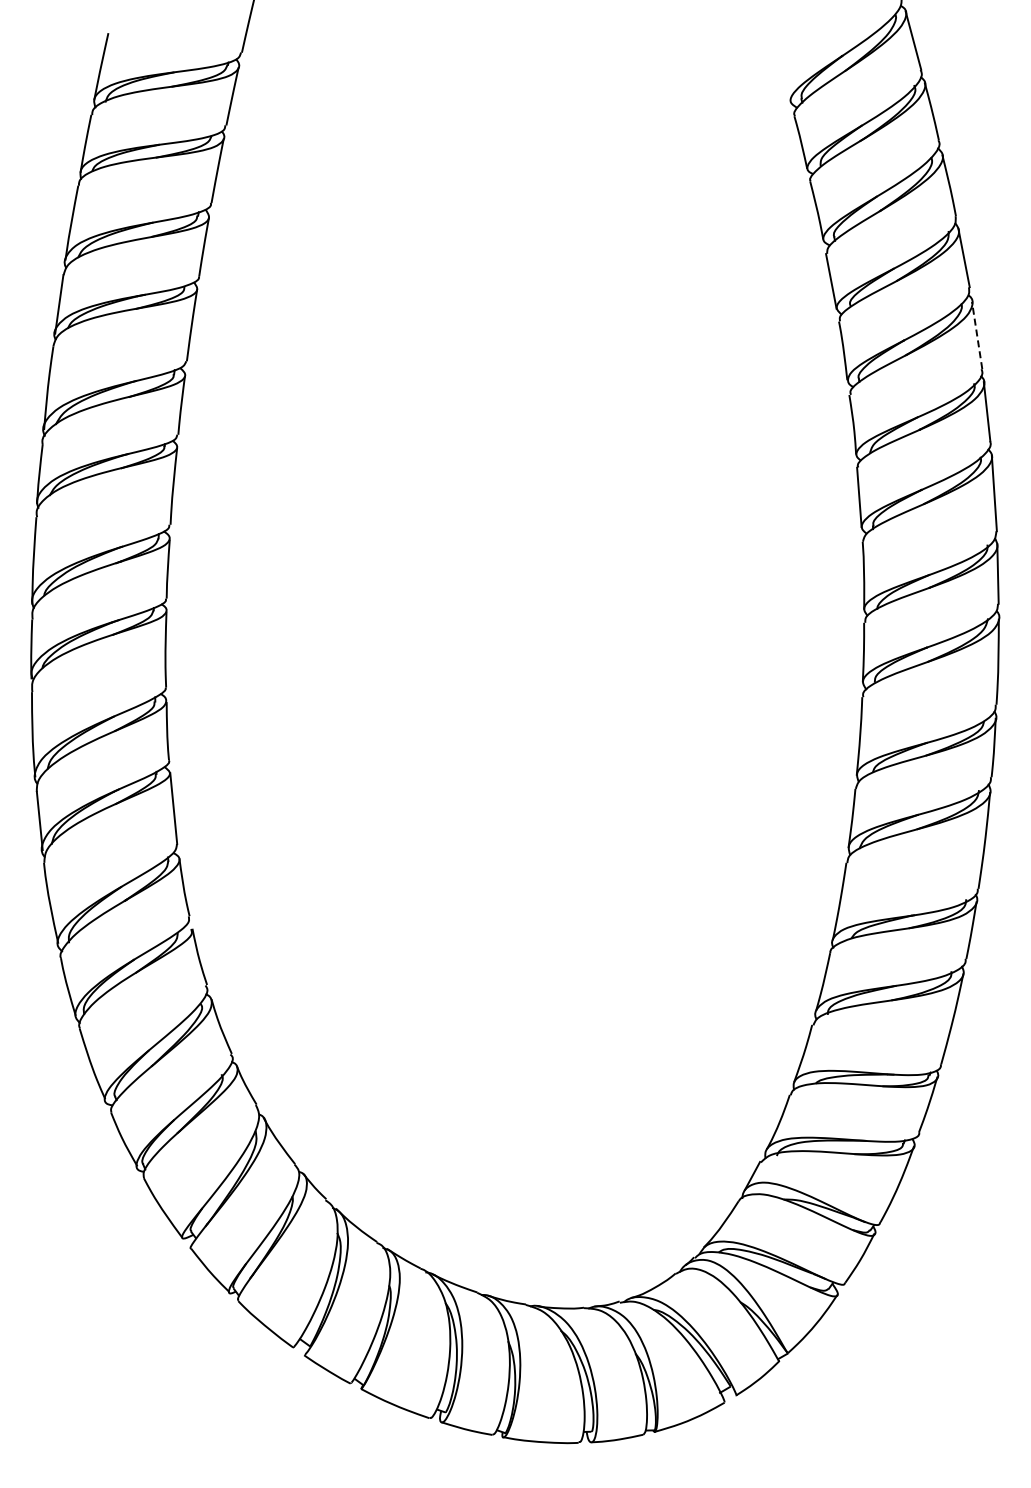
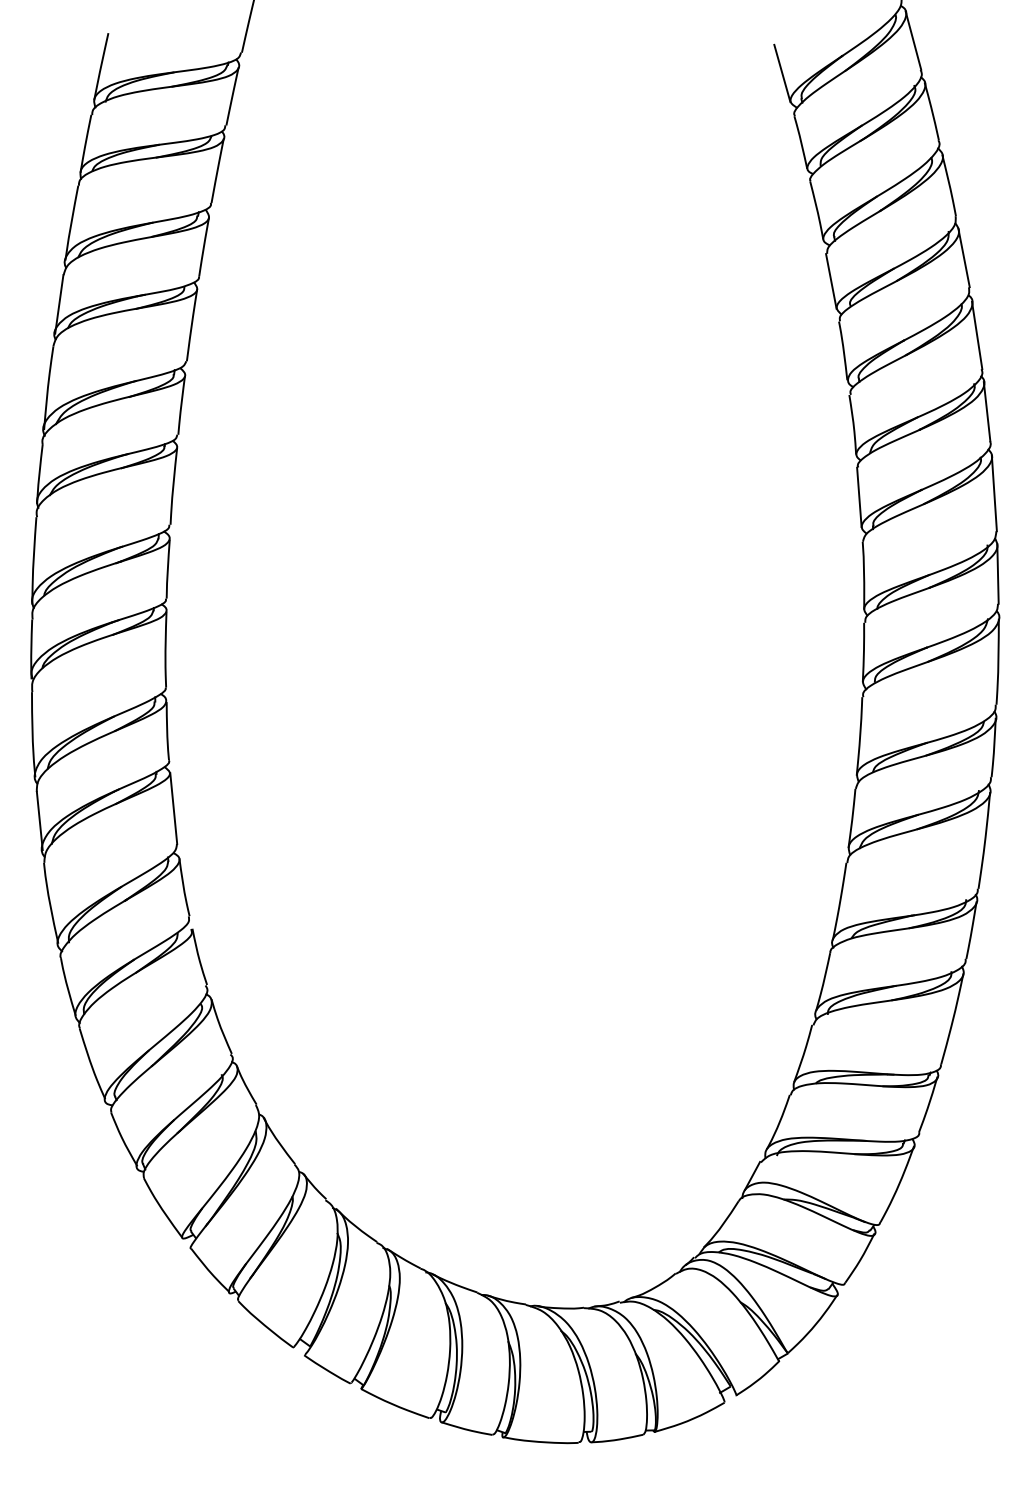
line: none -> present (782, 73)
line: dashed -> solid (977, 335)
